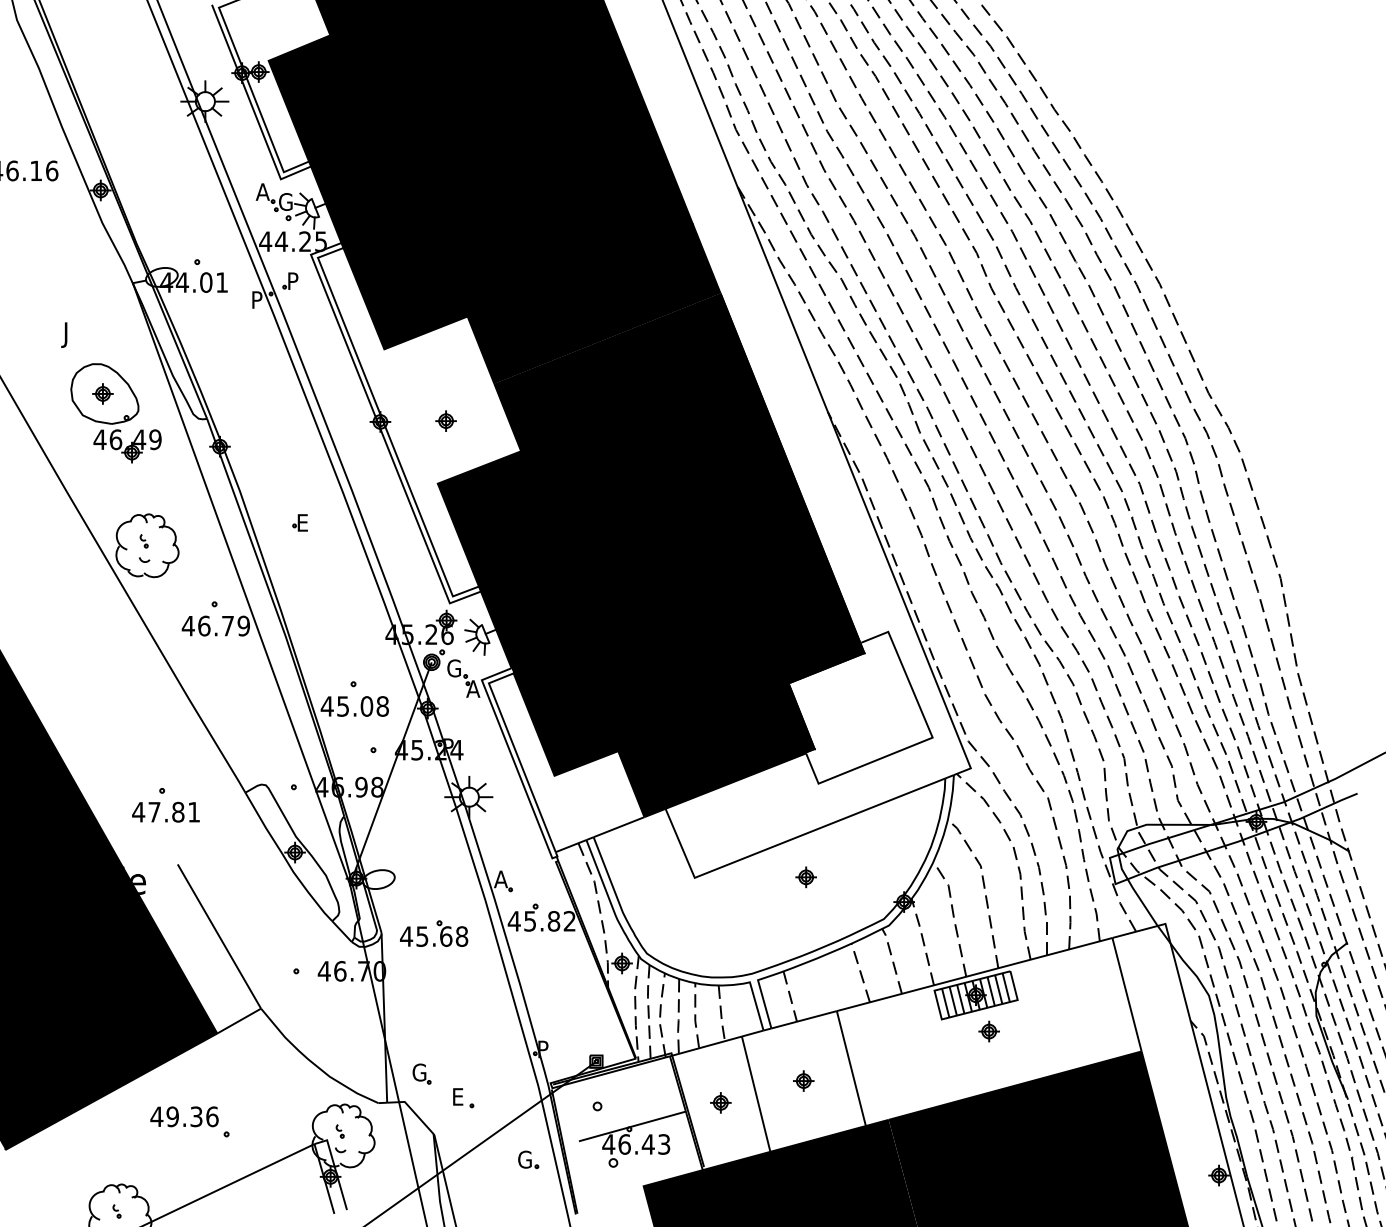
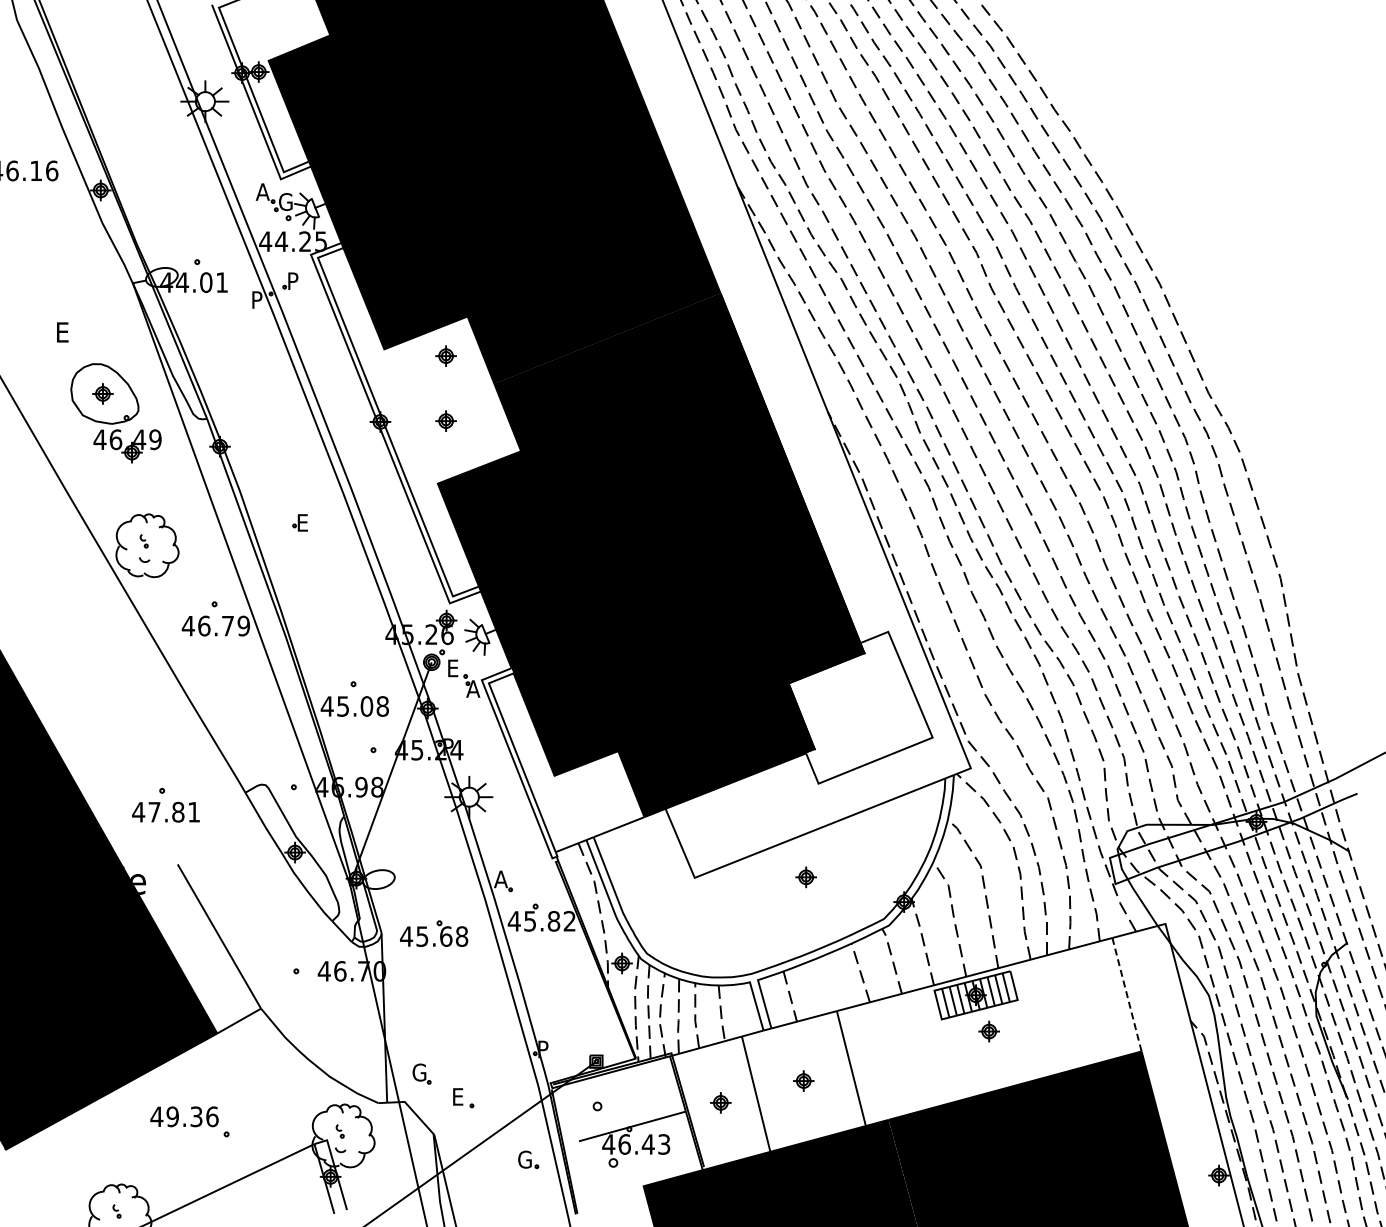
text: J -> E (62, 334)
part: none -> present (445, 355)
text: G -> E (453, 668)
line: solid -> dashed (1127, 994)
